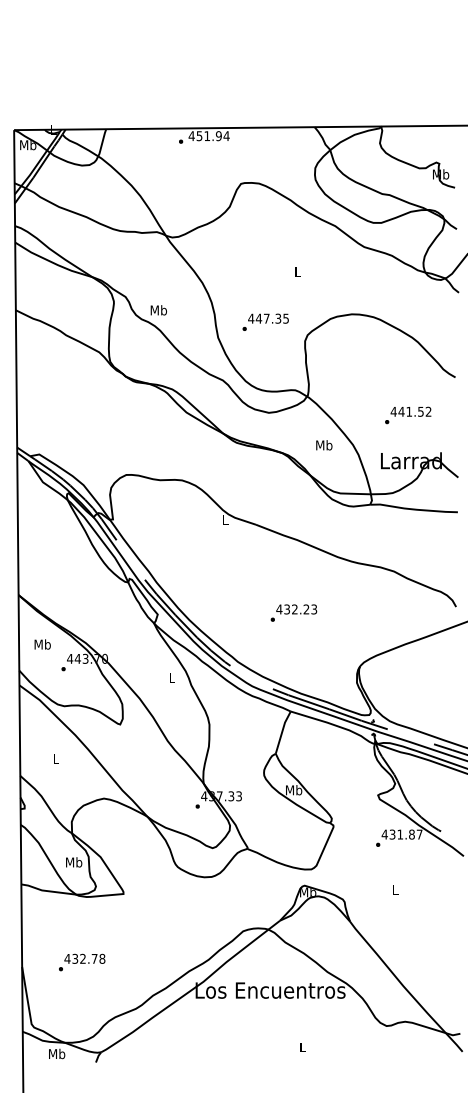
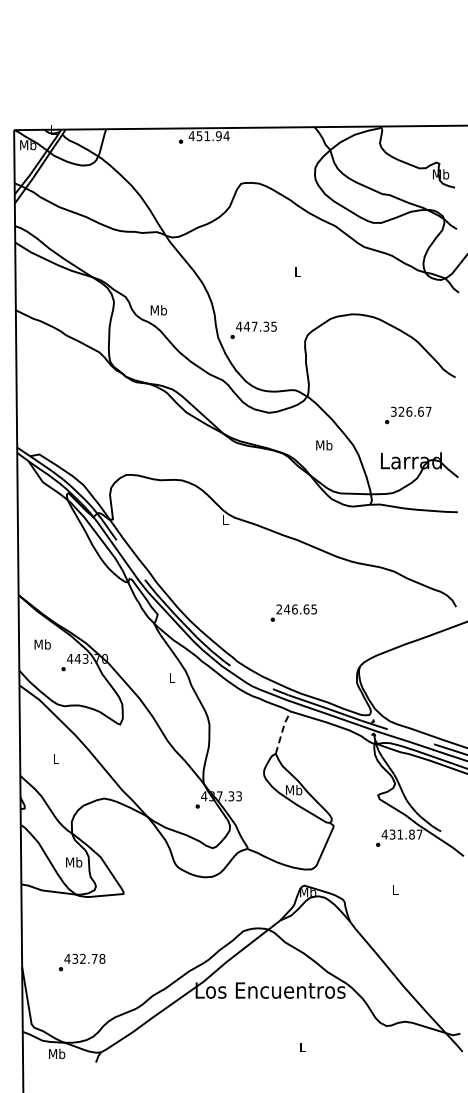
text position: (265, 321) -> (253, 329) (253, 329)
text: 441.52 -> 326.67 (410, 411)
text: 432.23 -> 246.65 (296, 609)
line: solid -> dashed (282, 731)
